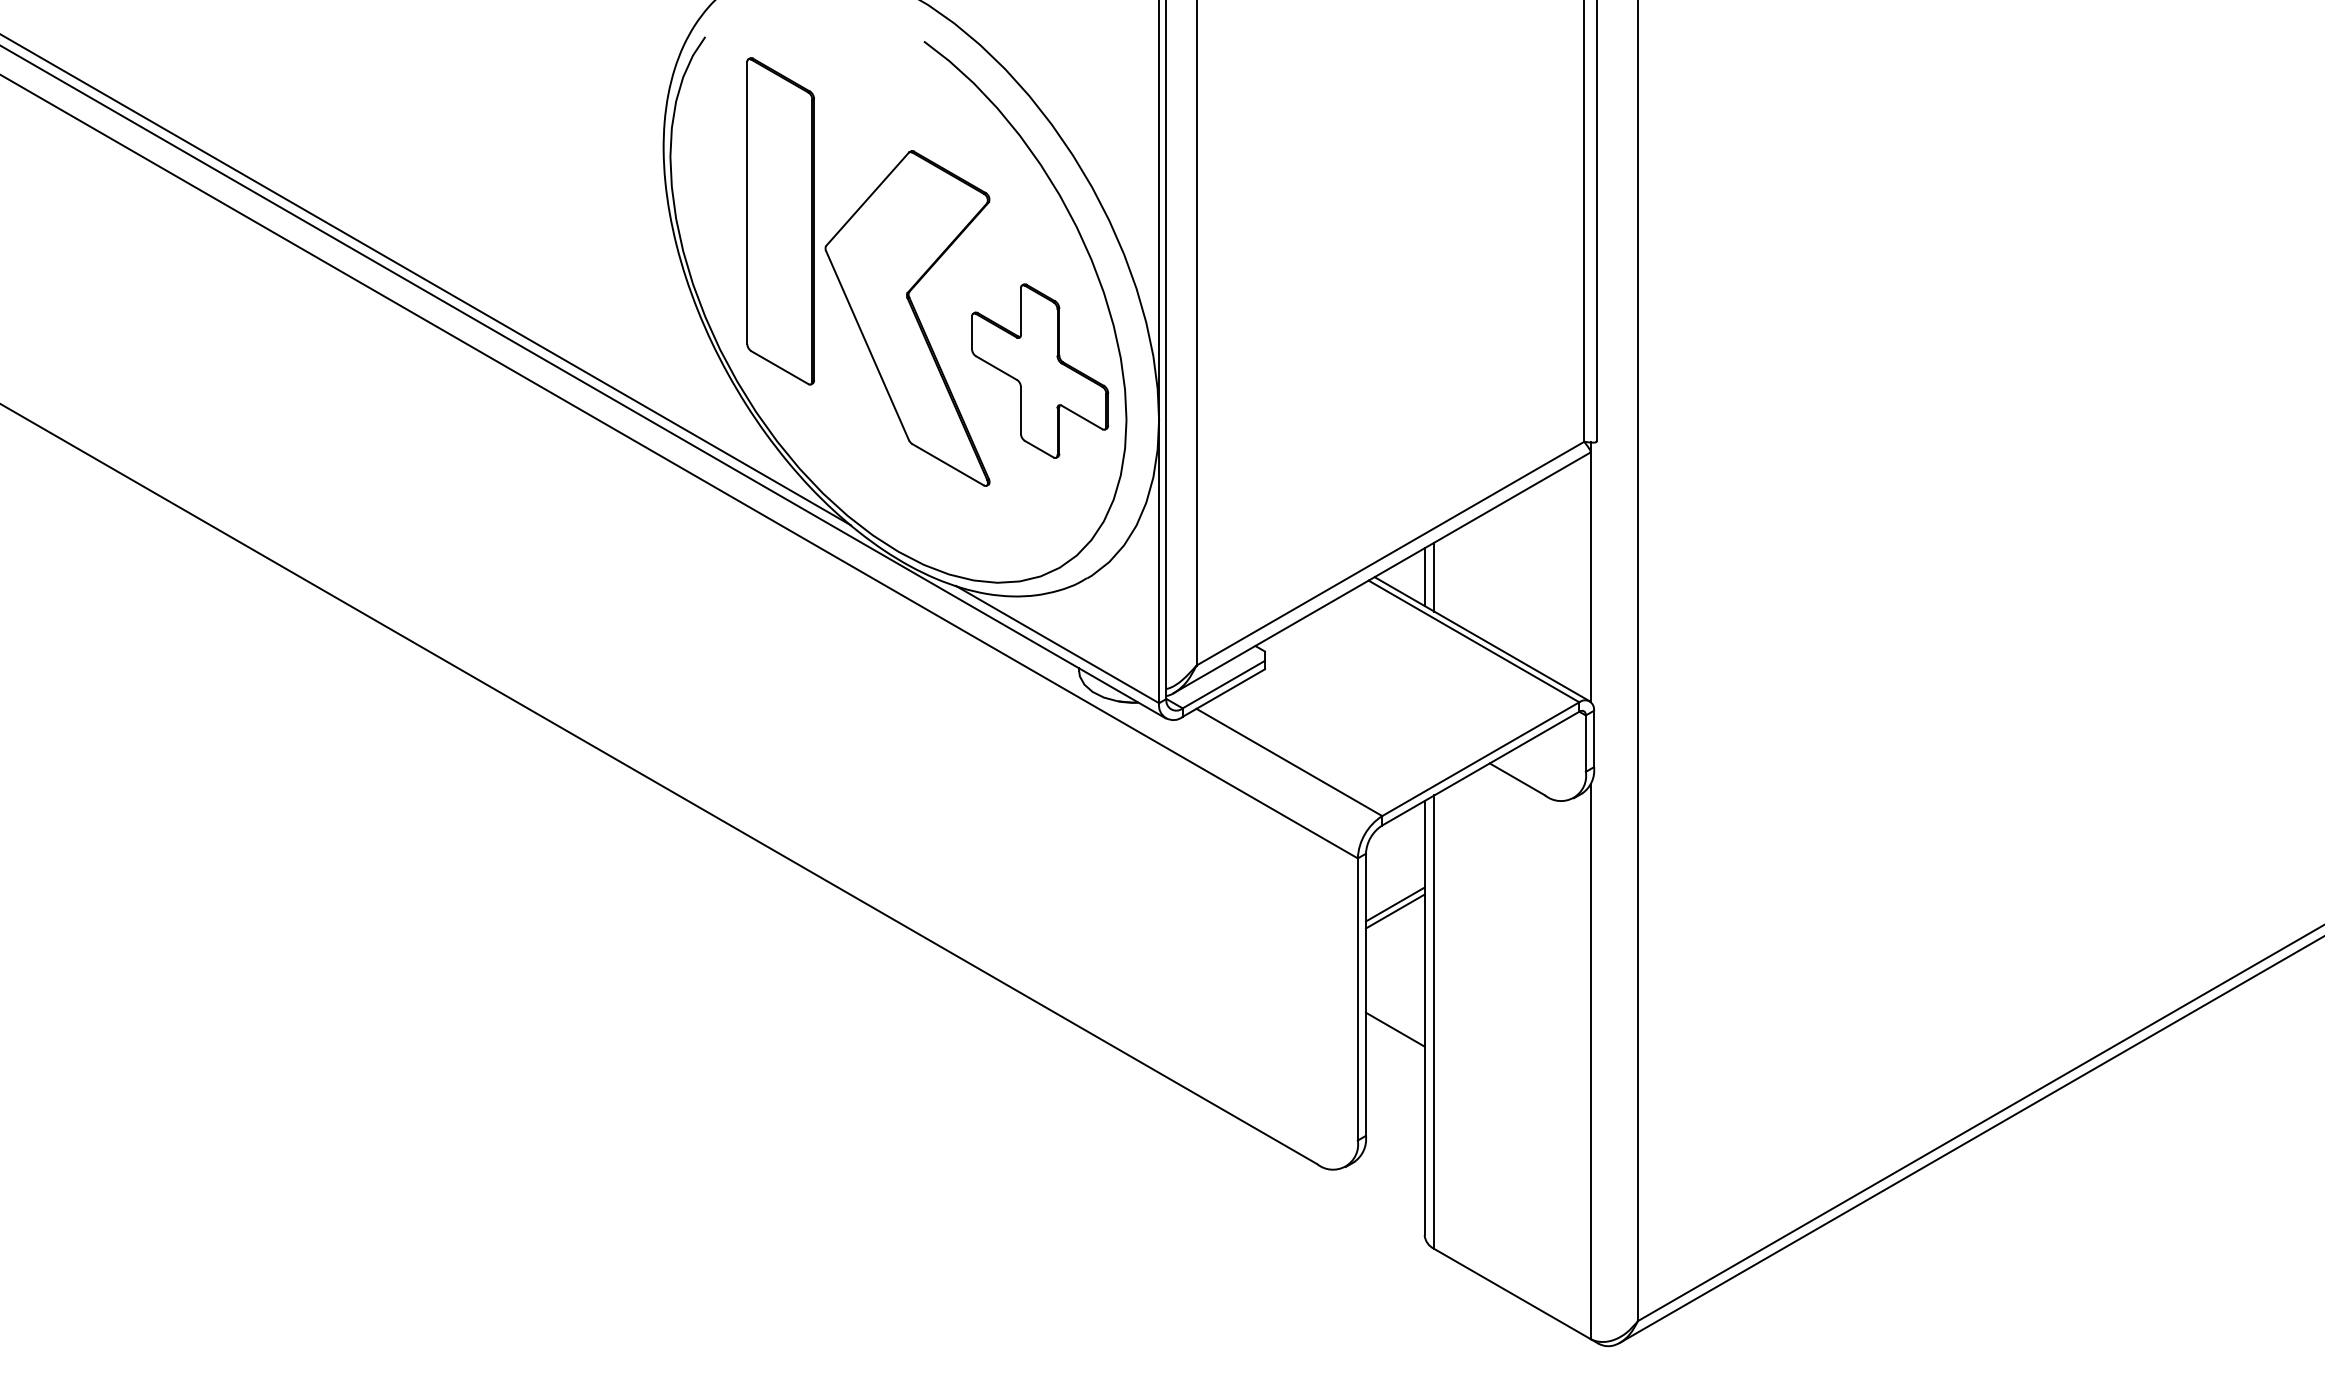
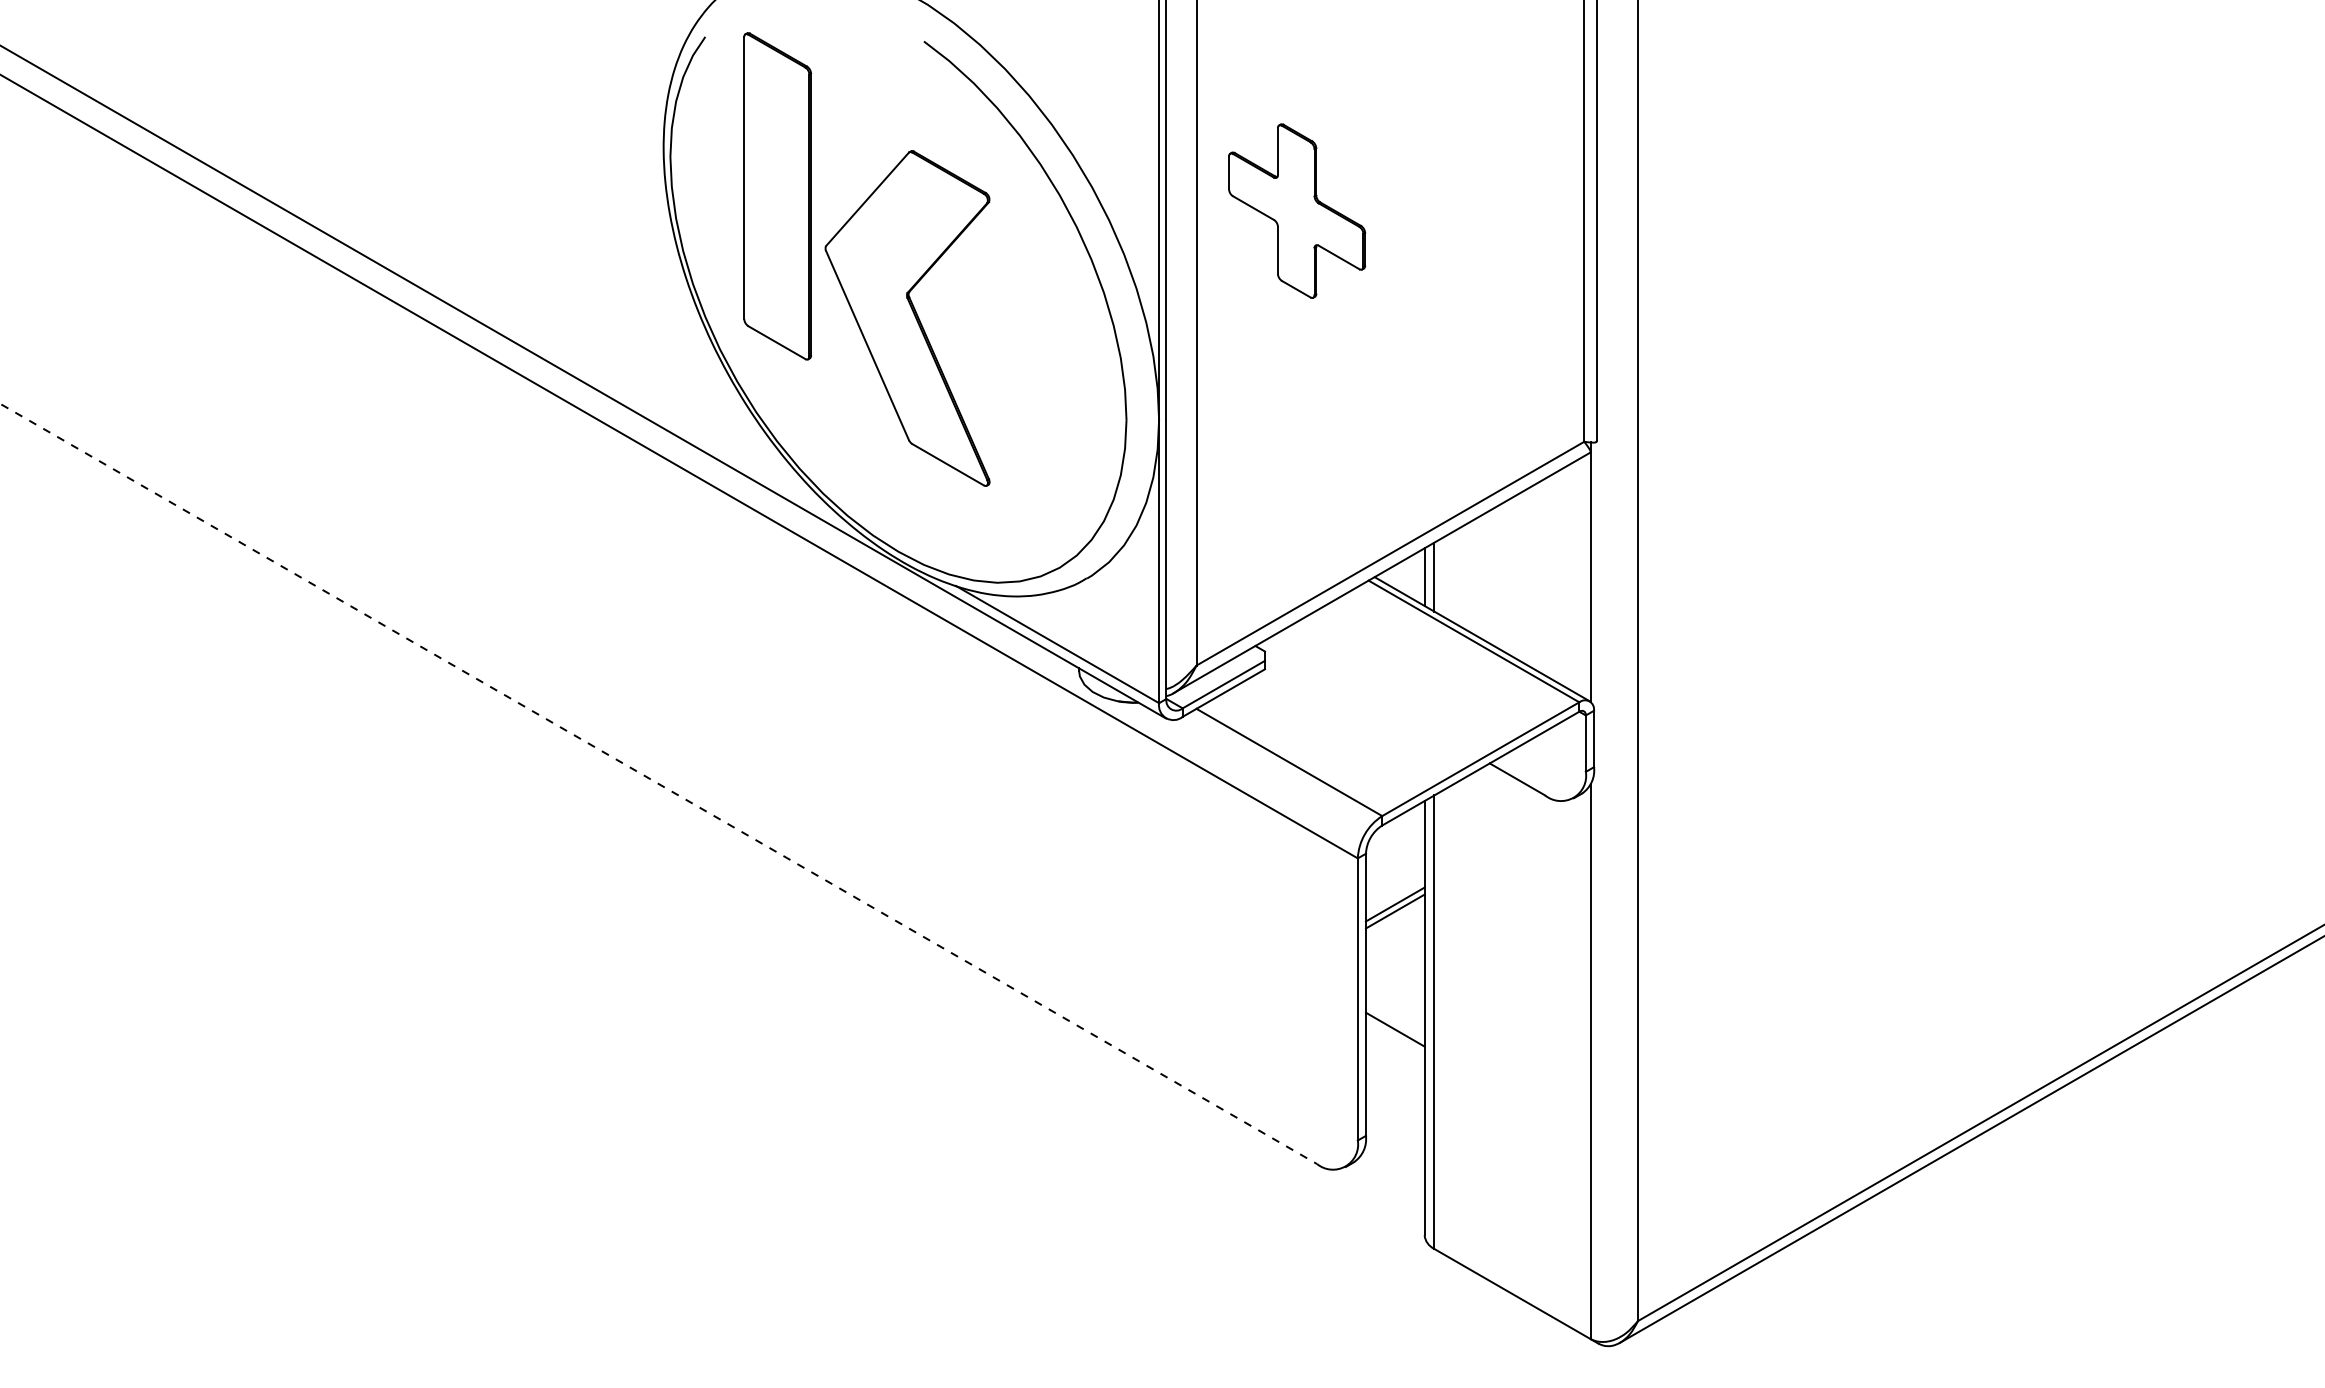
part position: (780, 221) -> (777, 196) (777, 196)
line: present -> none (426, 280)
part position: (1040, 370) -> (1297, 210) (1297, 210)
line: solid -> dashed (659, 784)
